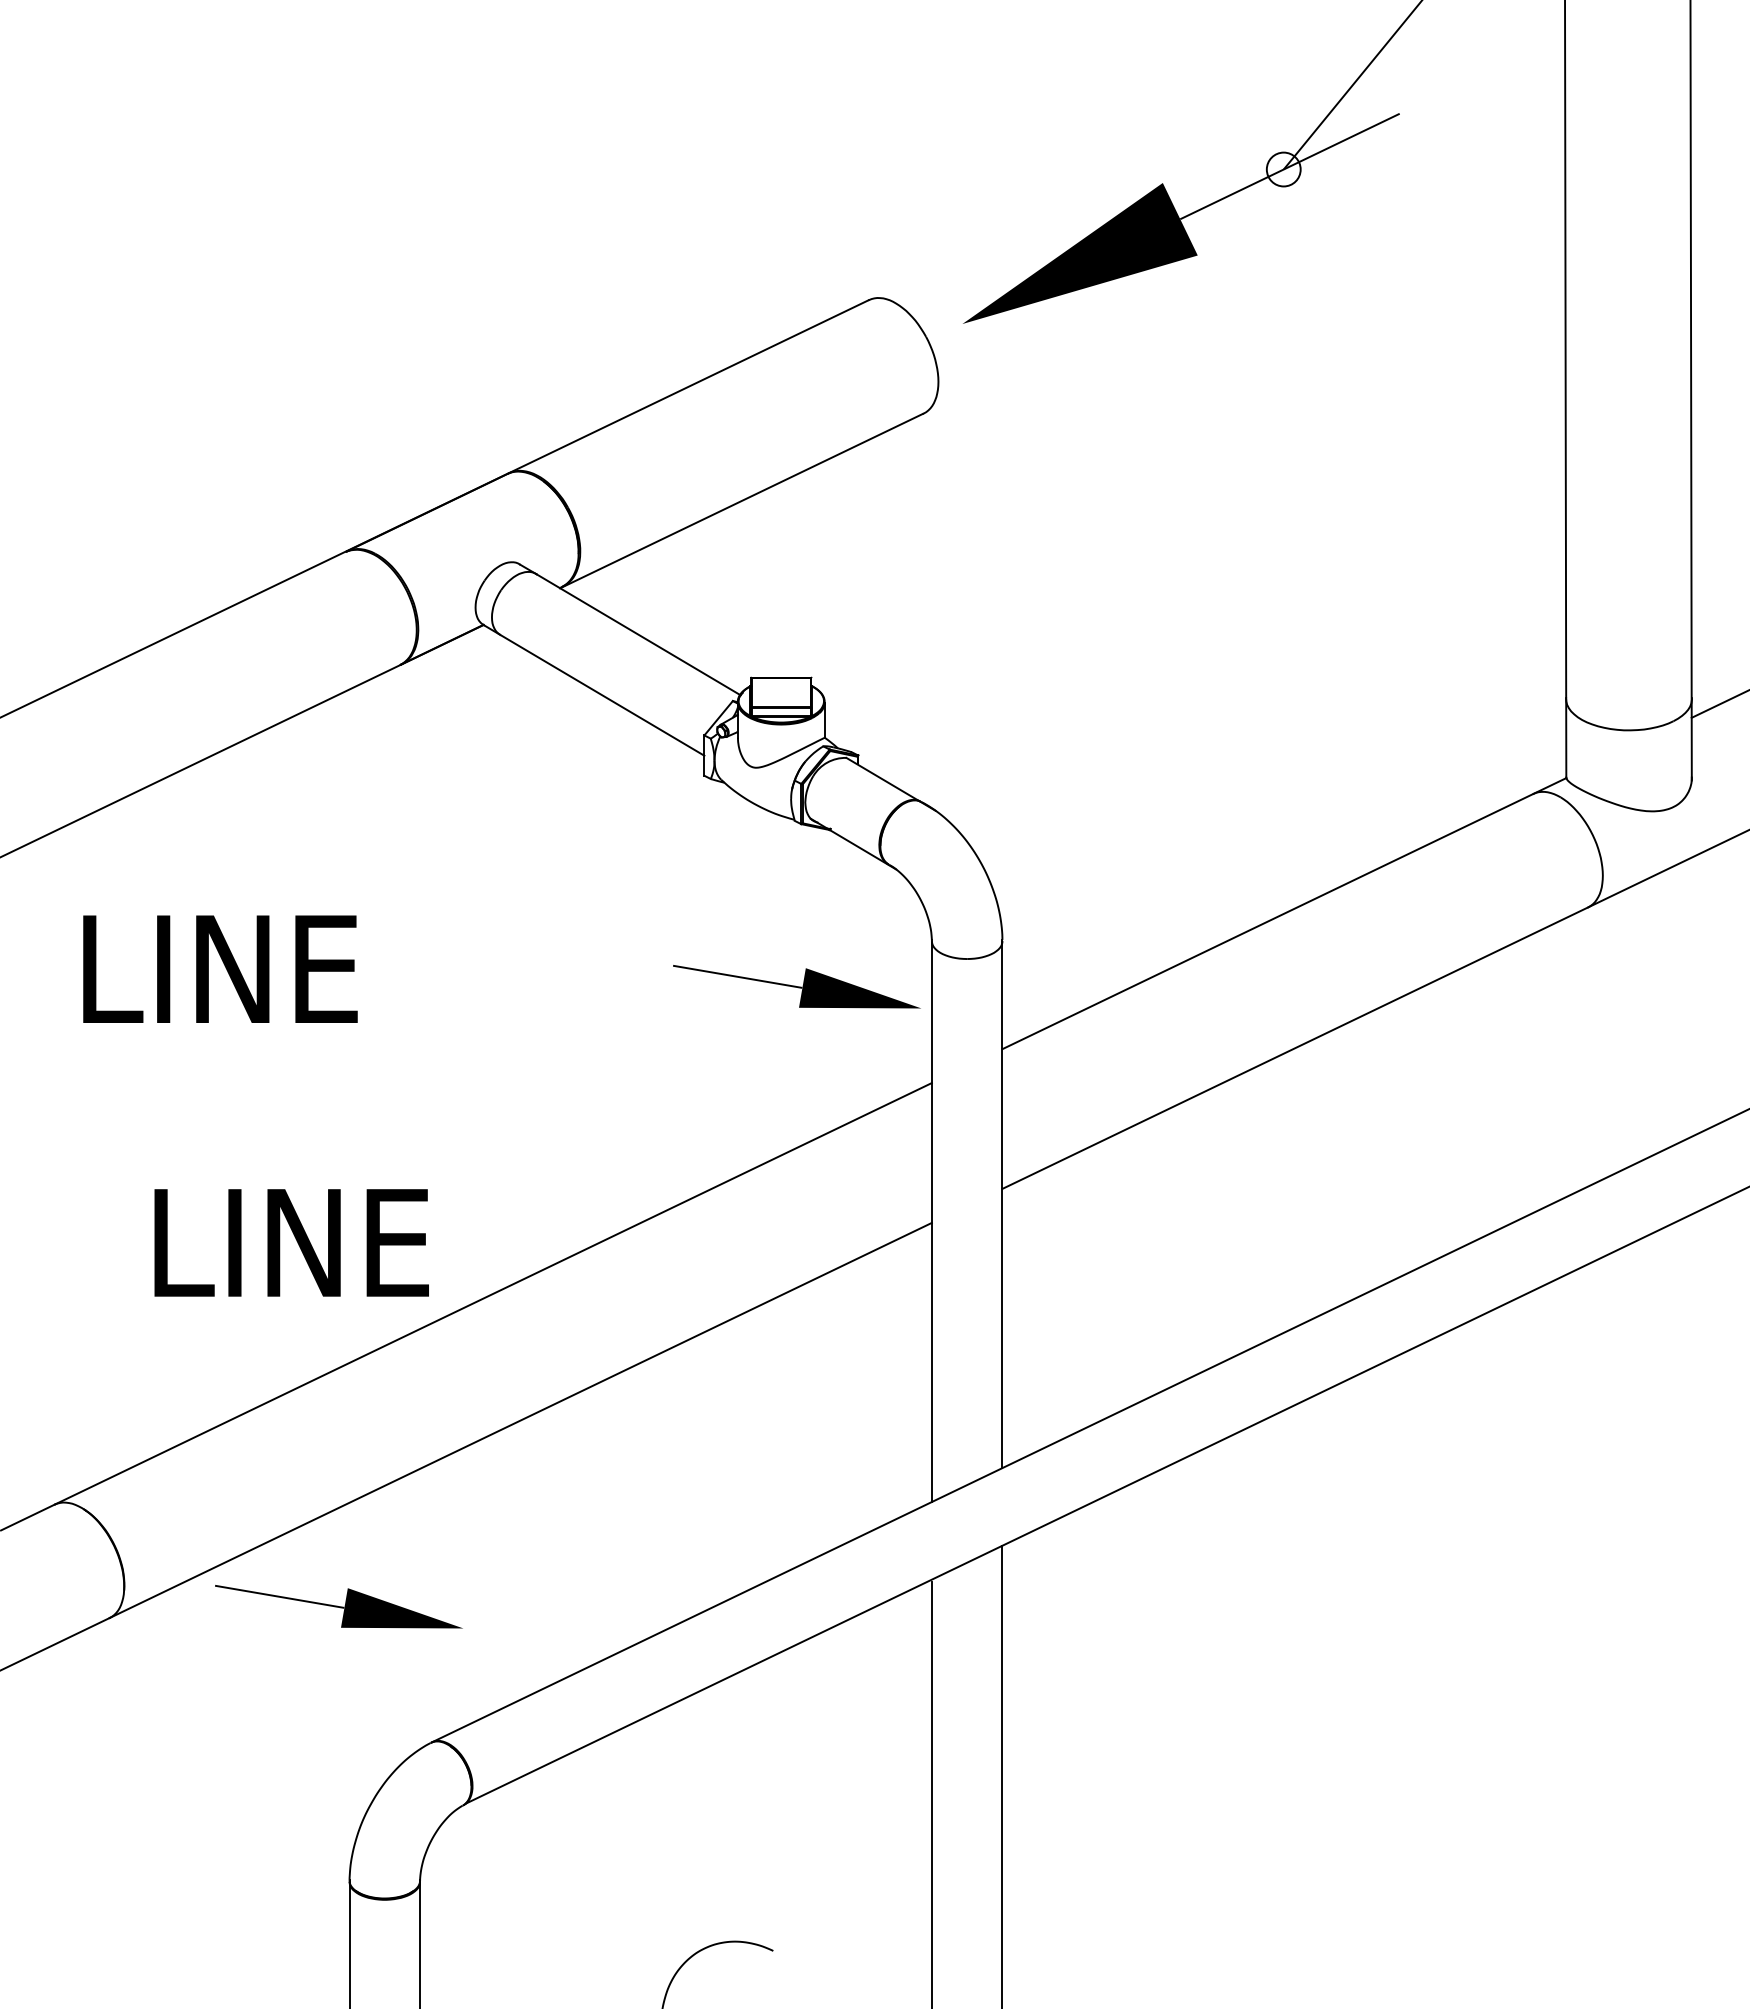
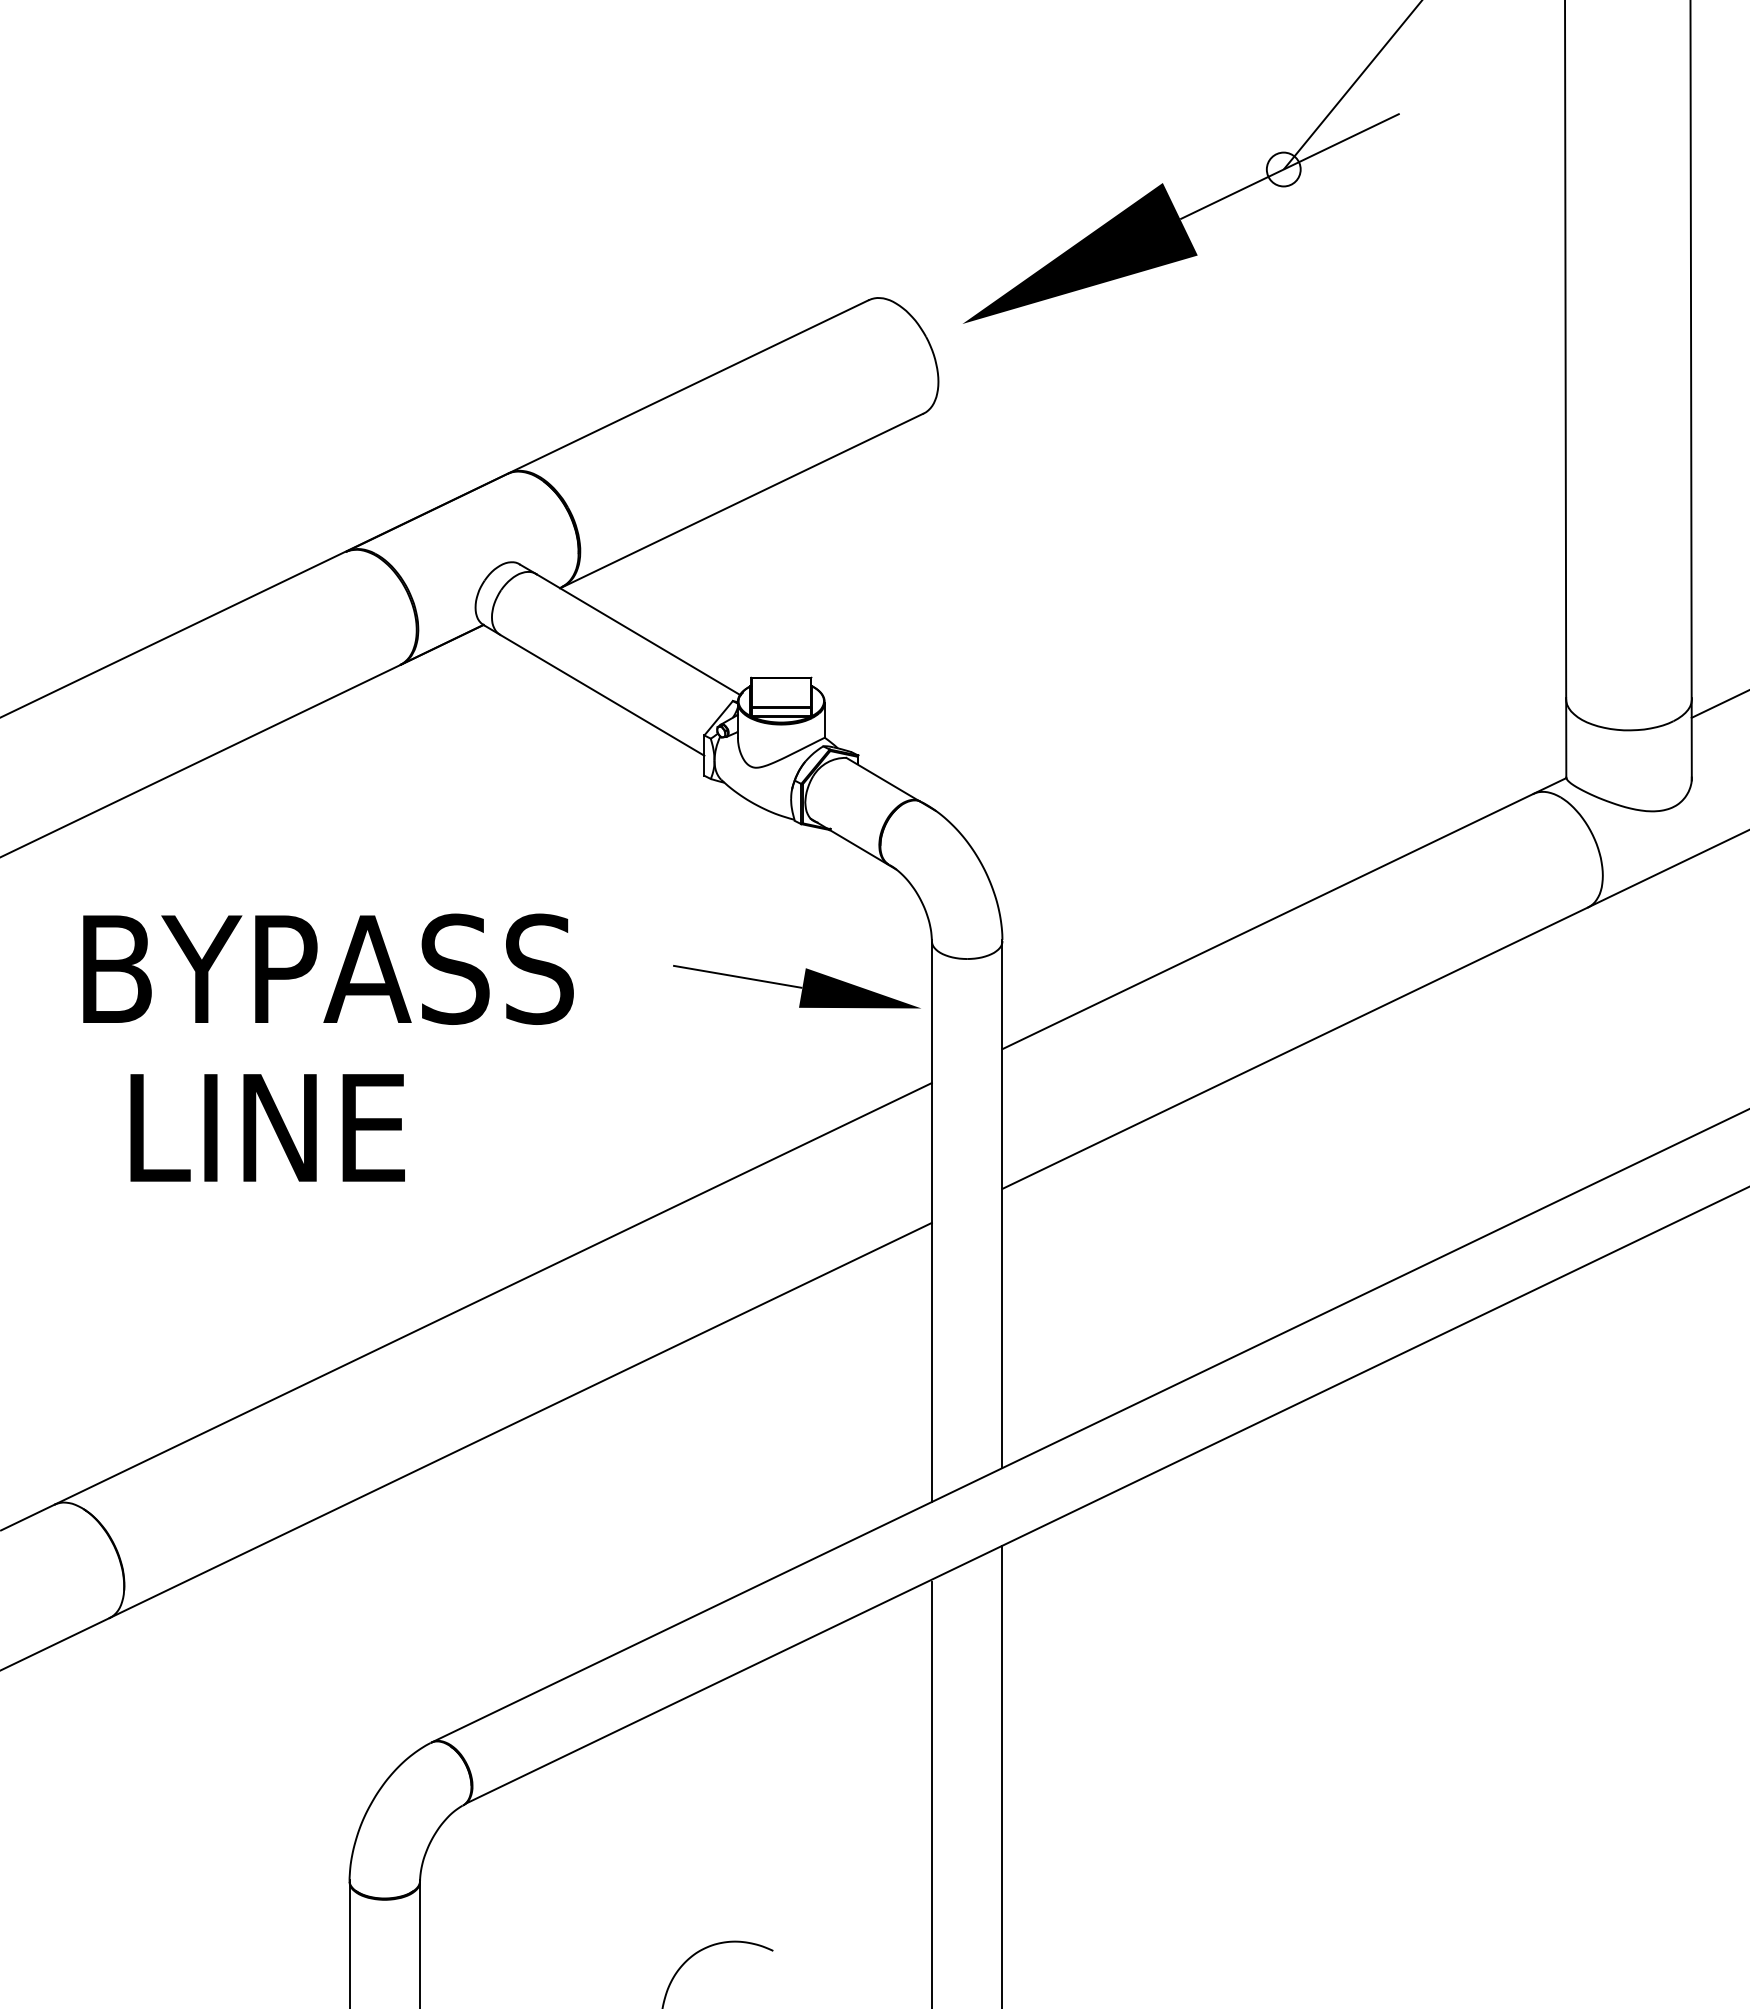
text: LINE -> BYPASS (334, 968)
text position: (291, 1242) -> (267, 1127) (267, 1127)
part: present -> none (338, 1606)
